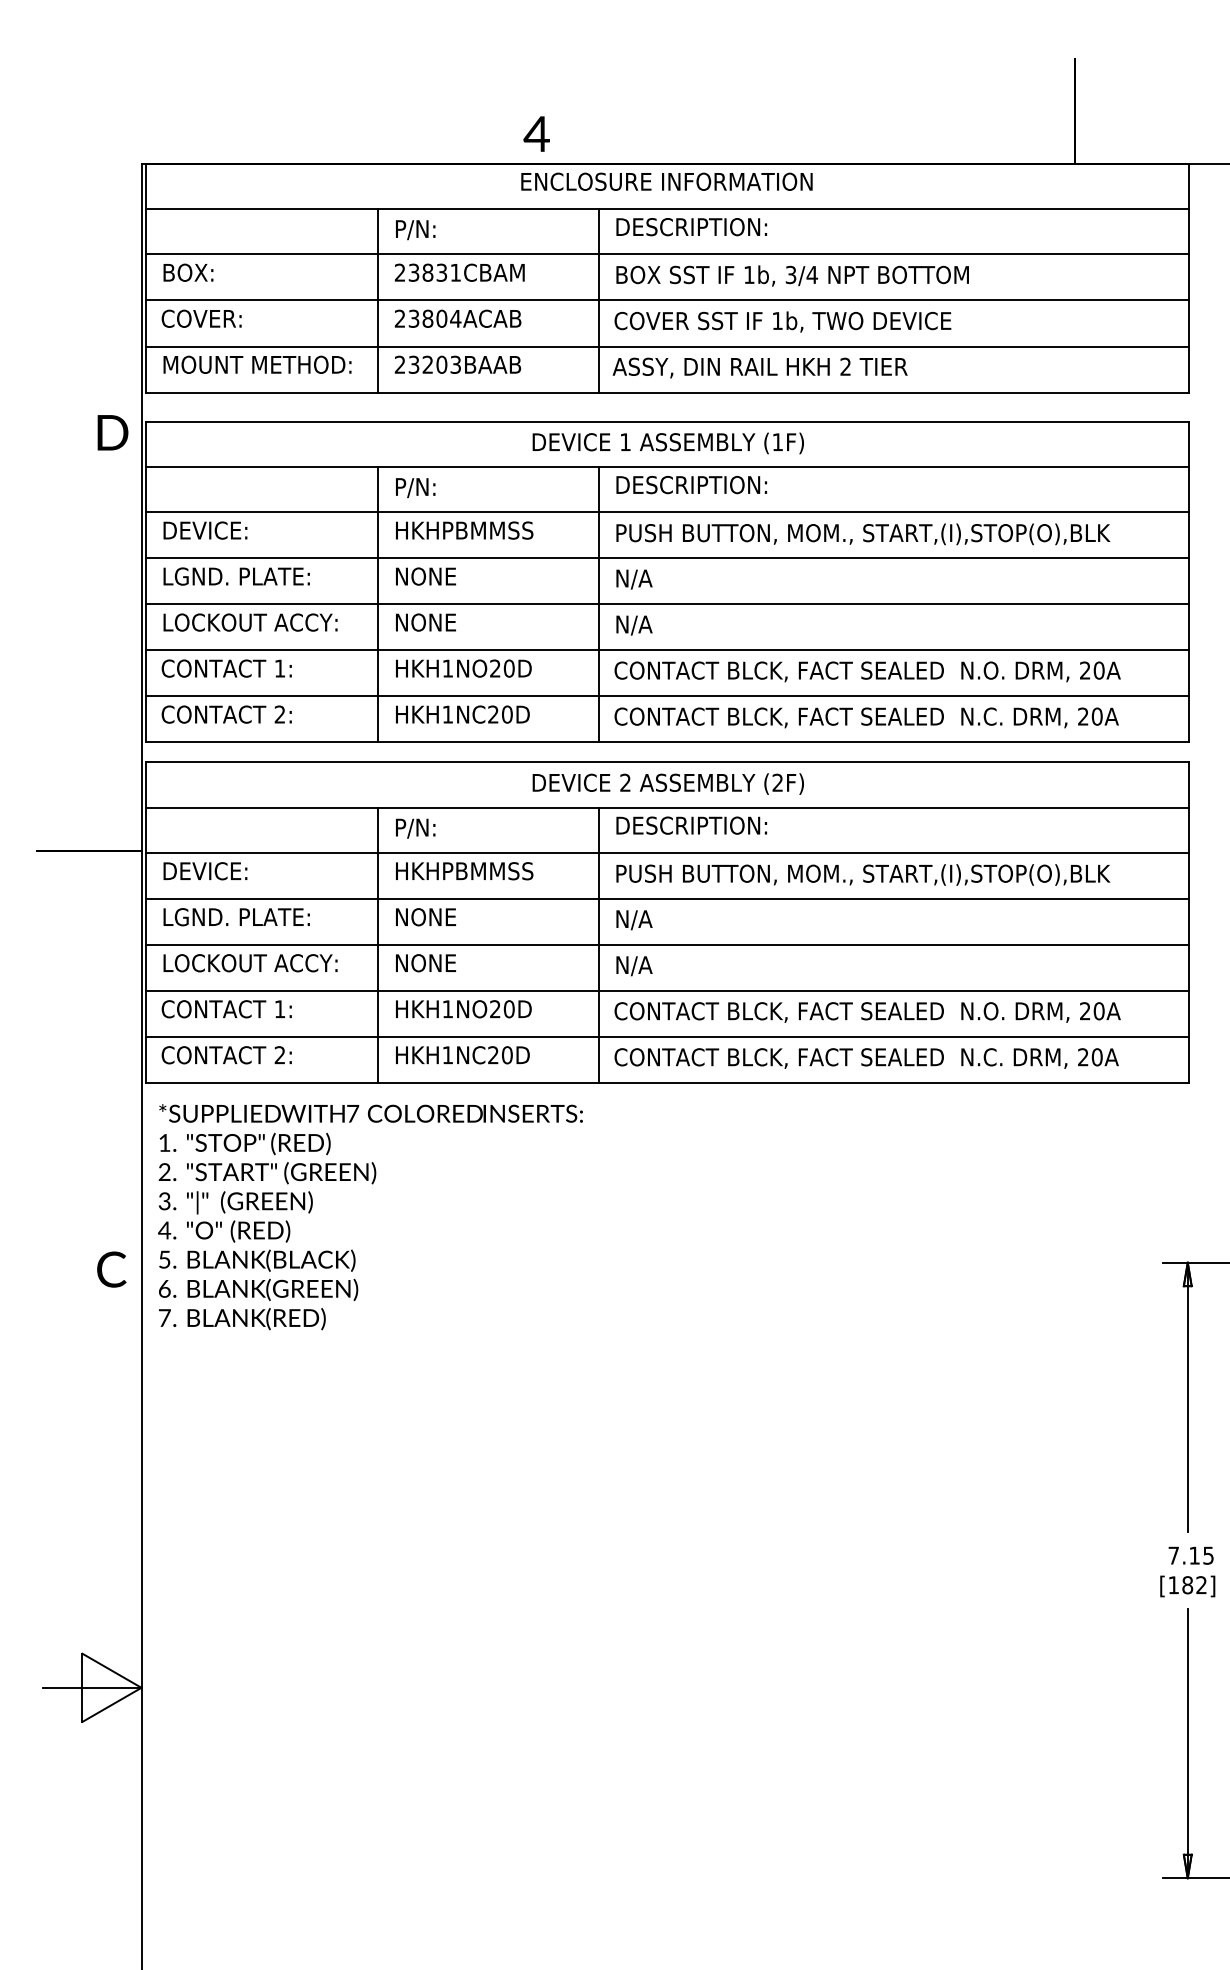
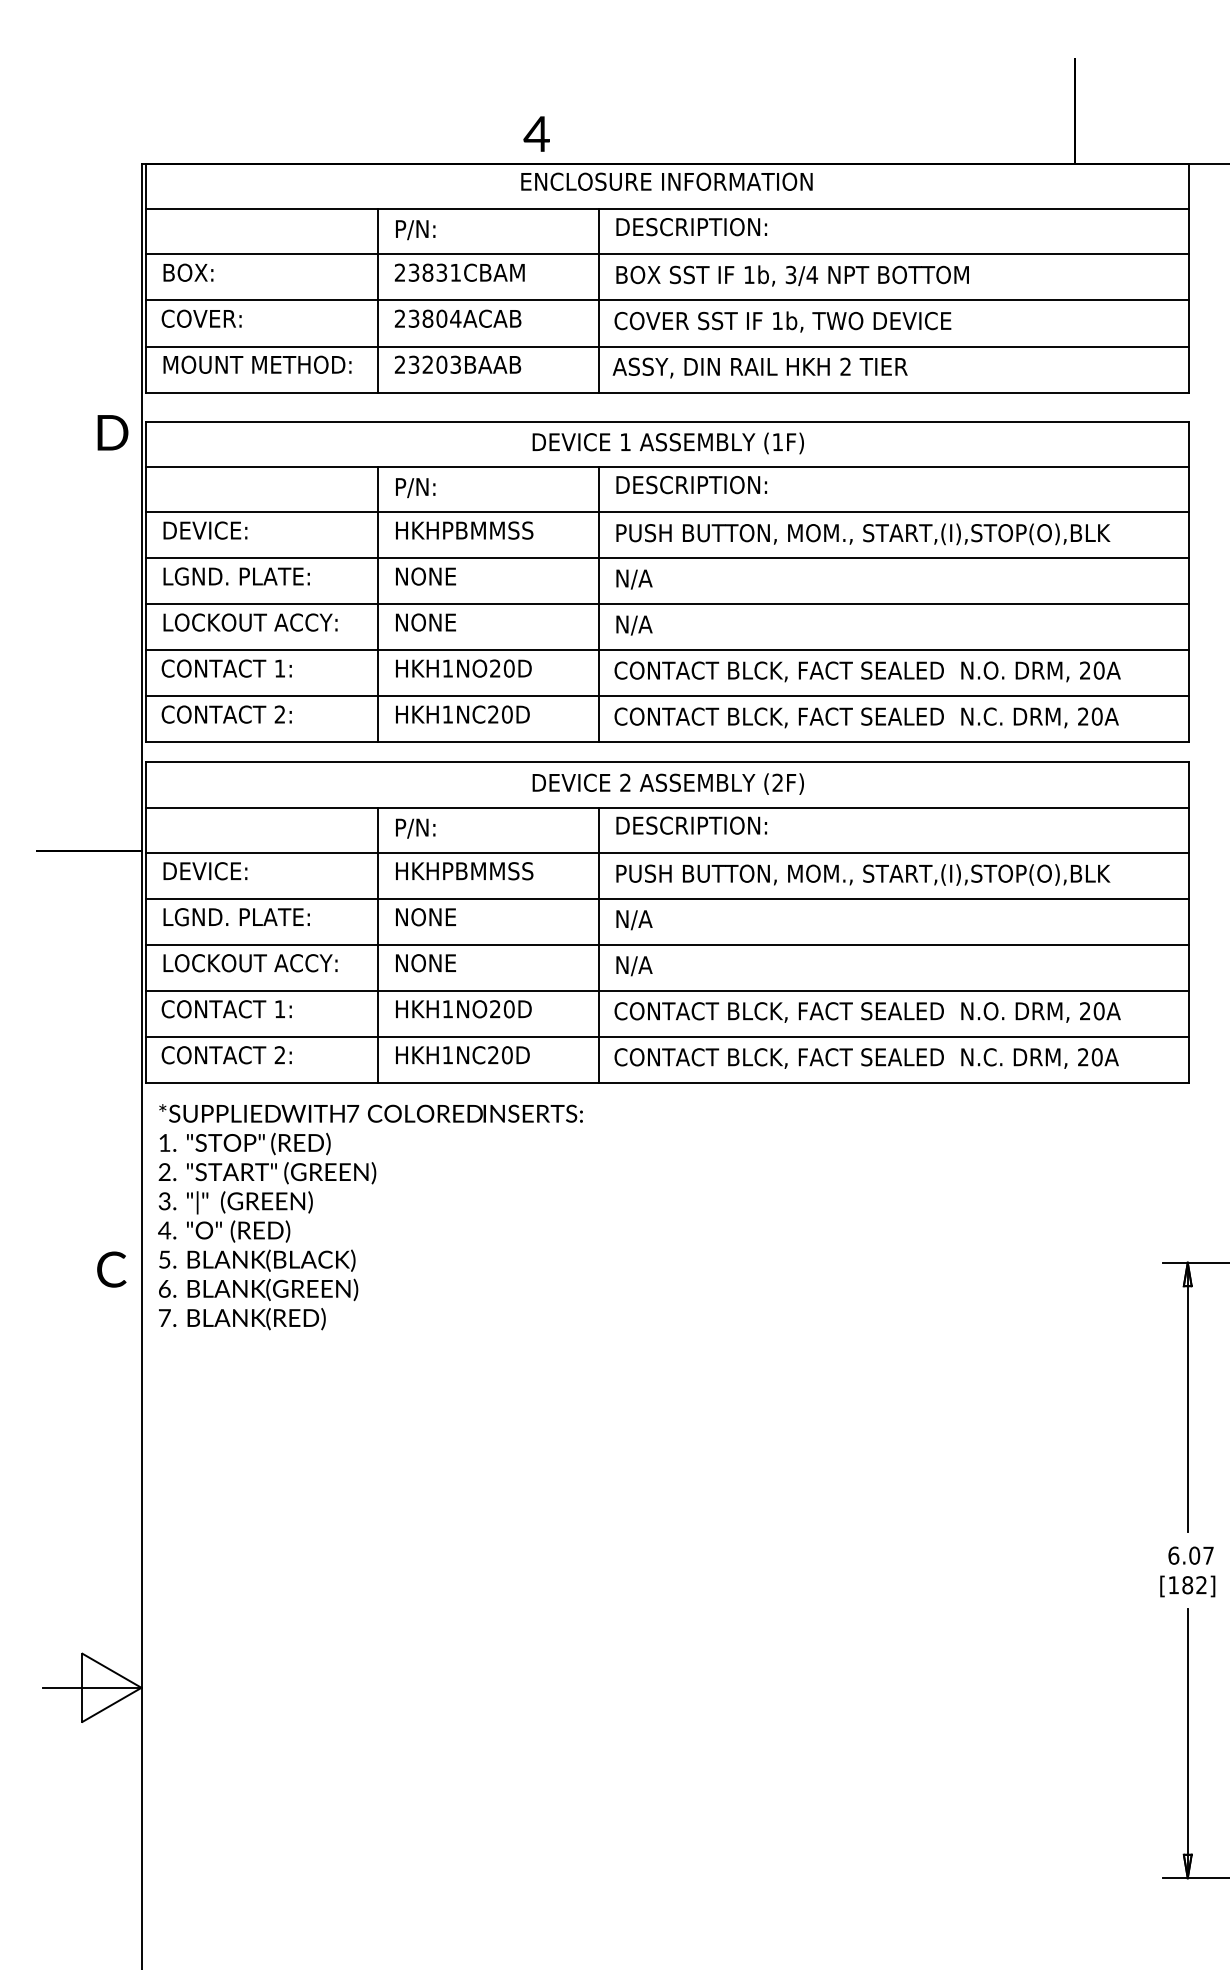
text: 7.15 -> 6.07 (1190, 1555)
